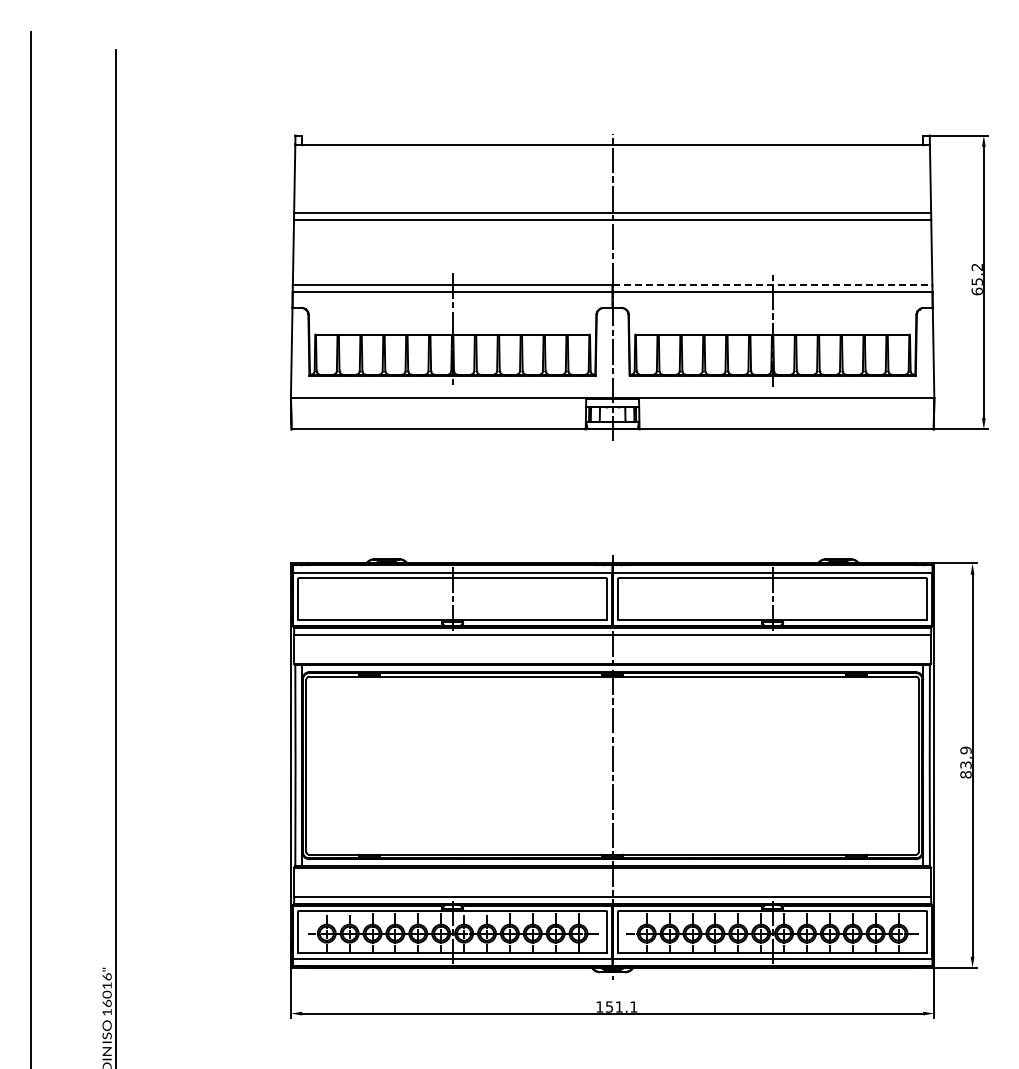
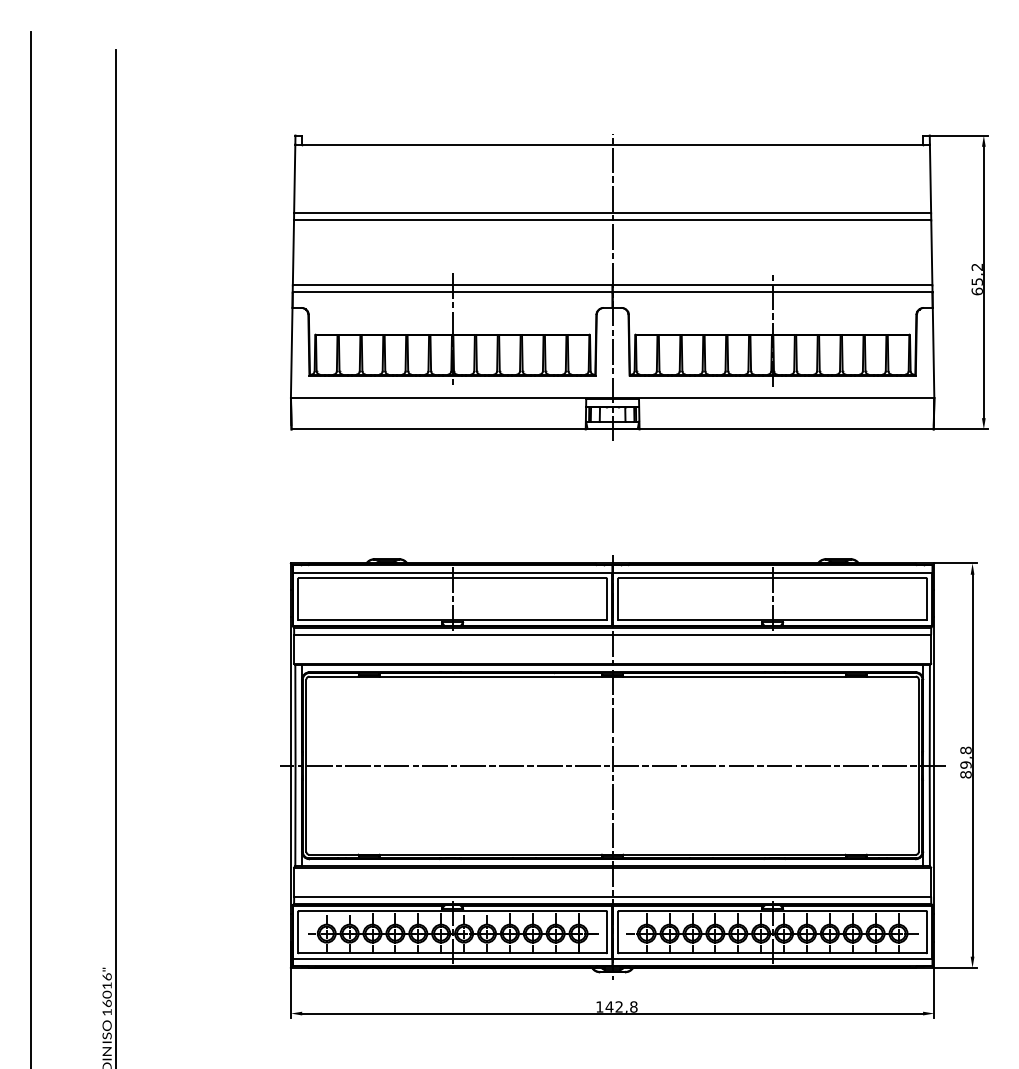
line: dashed -> solid (772, 285)
text: 83,9 -> 89,8 (965, 757)
line: none -> present (612, 765)
text: 151,1 -> 142,8 (621, 1006)
